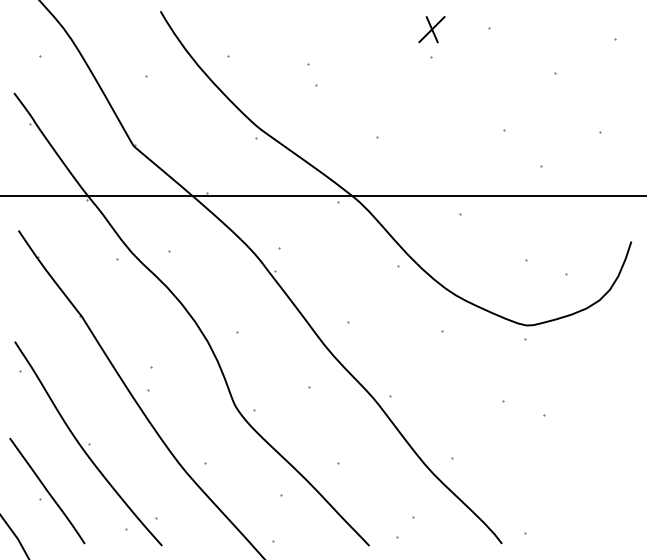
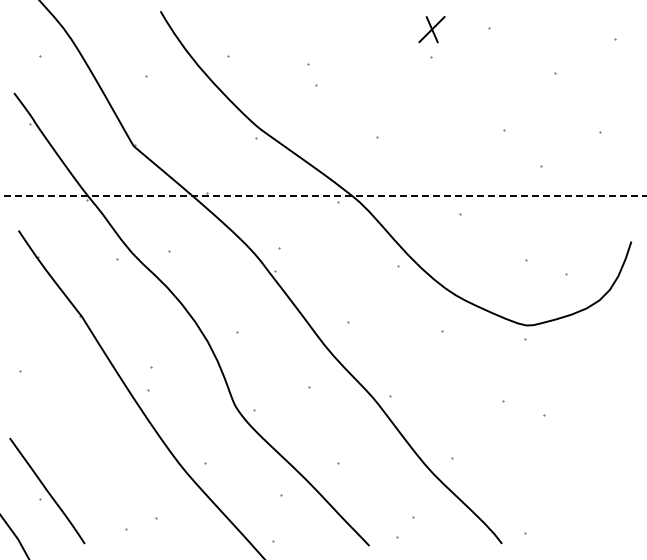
line: solid -> dashed (322, 196)
part: present -> none (88, 443)
